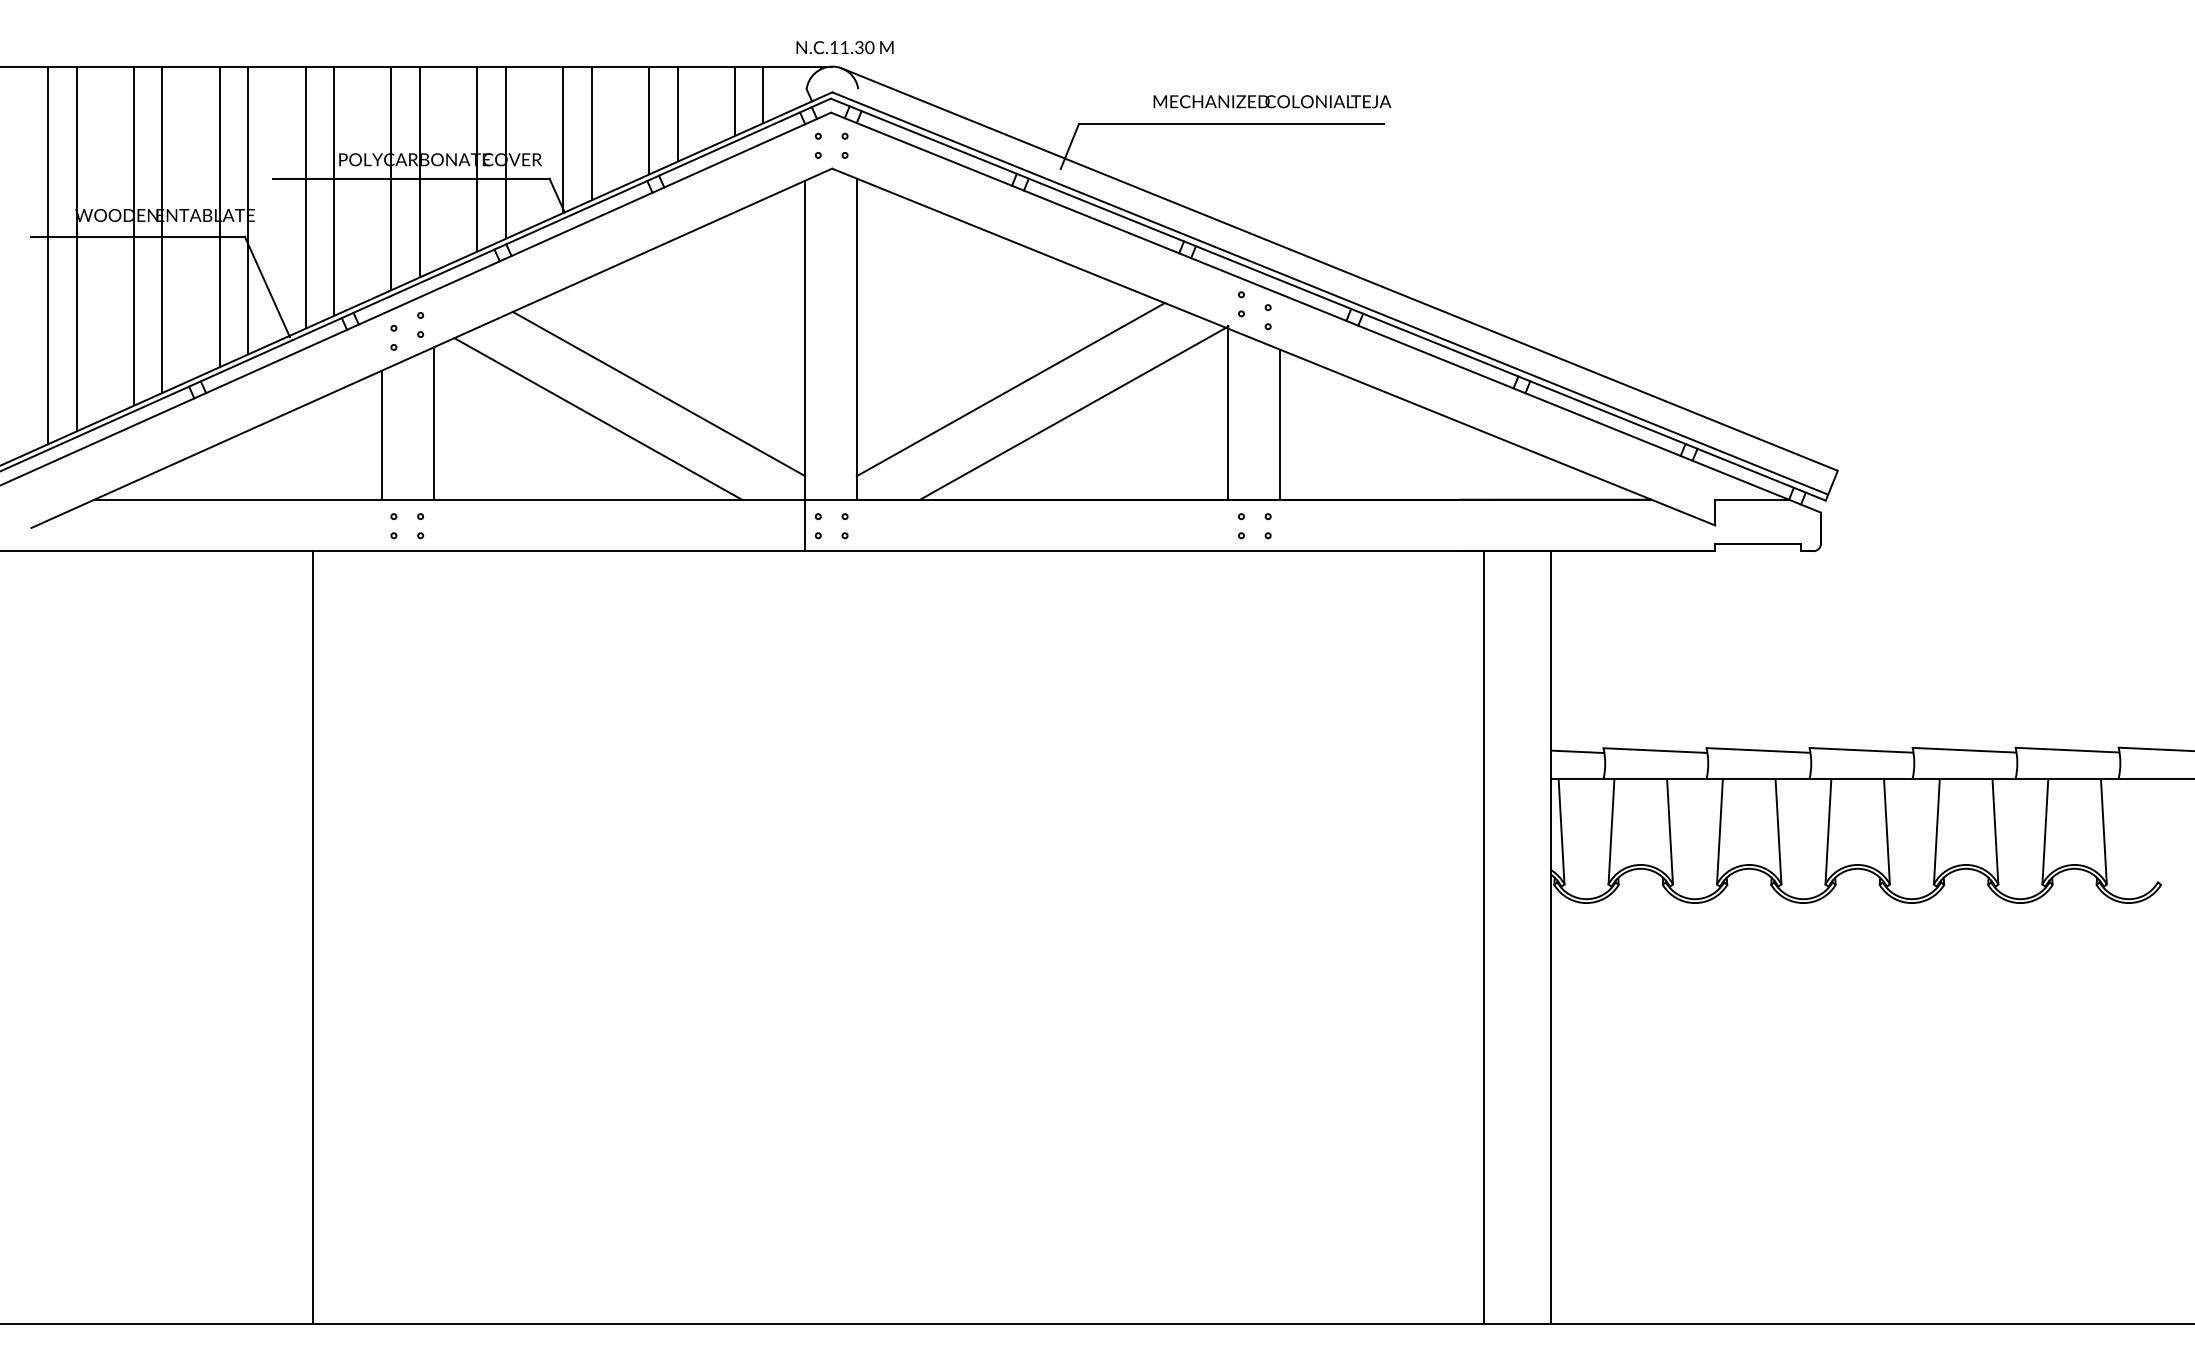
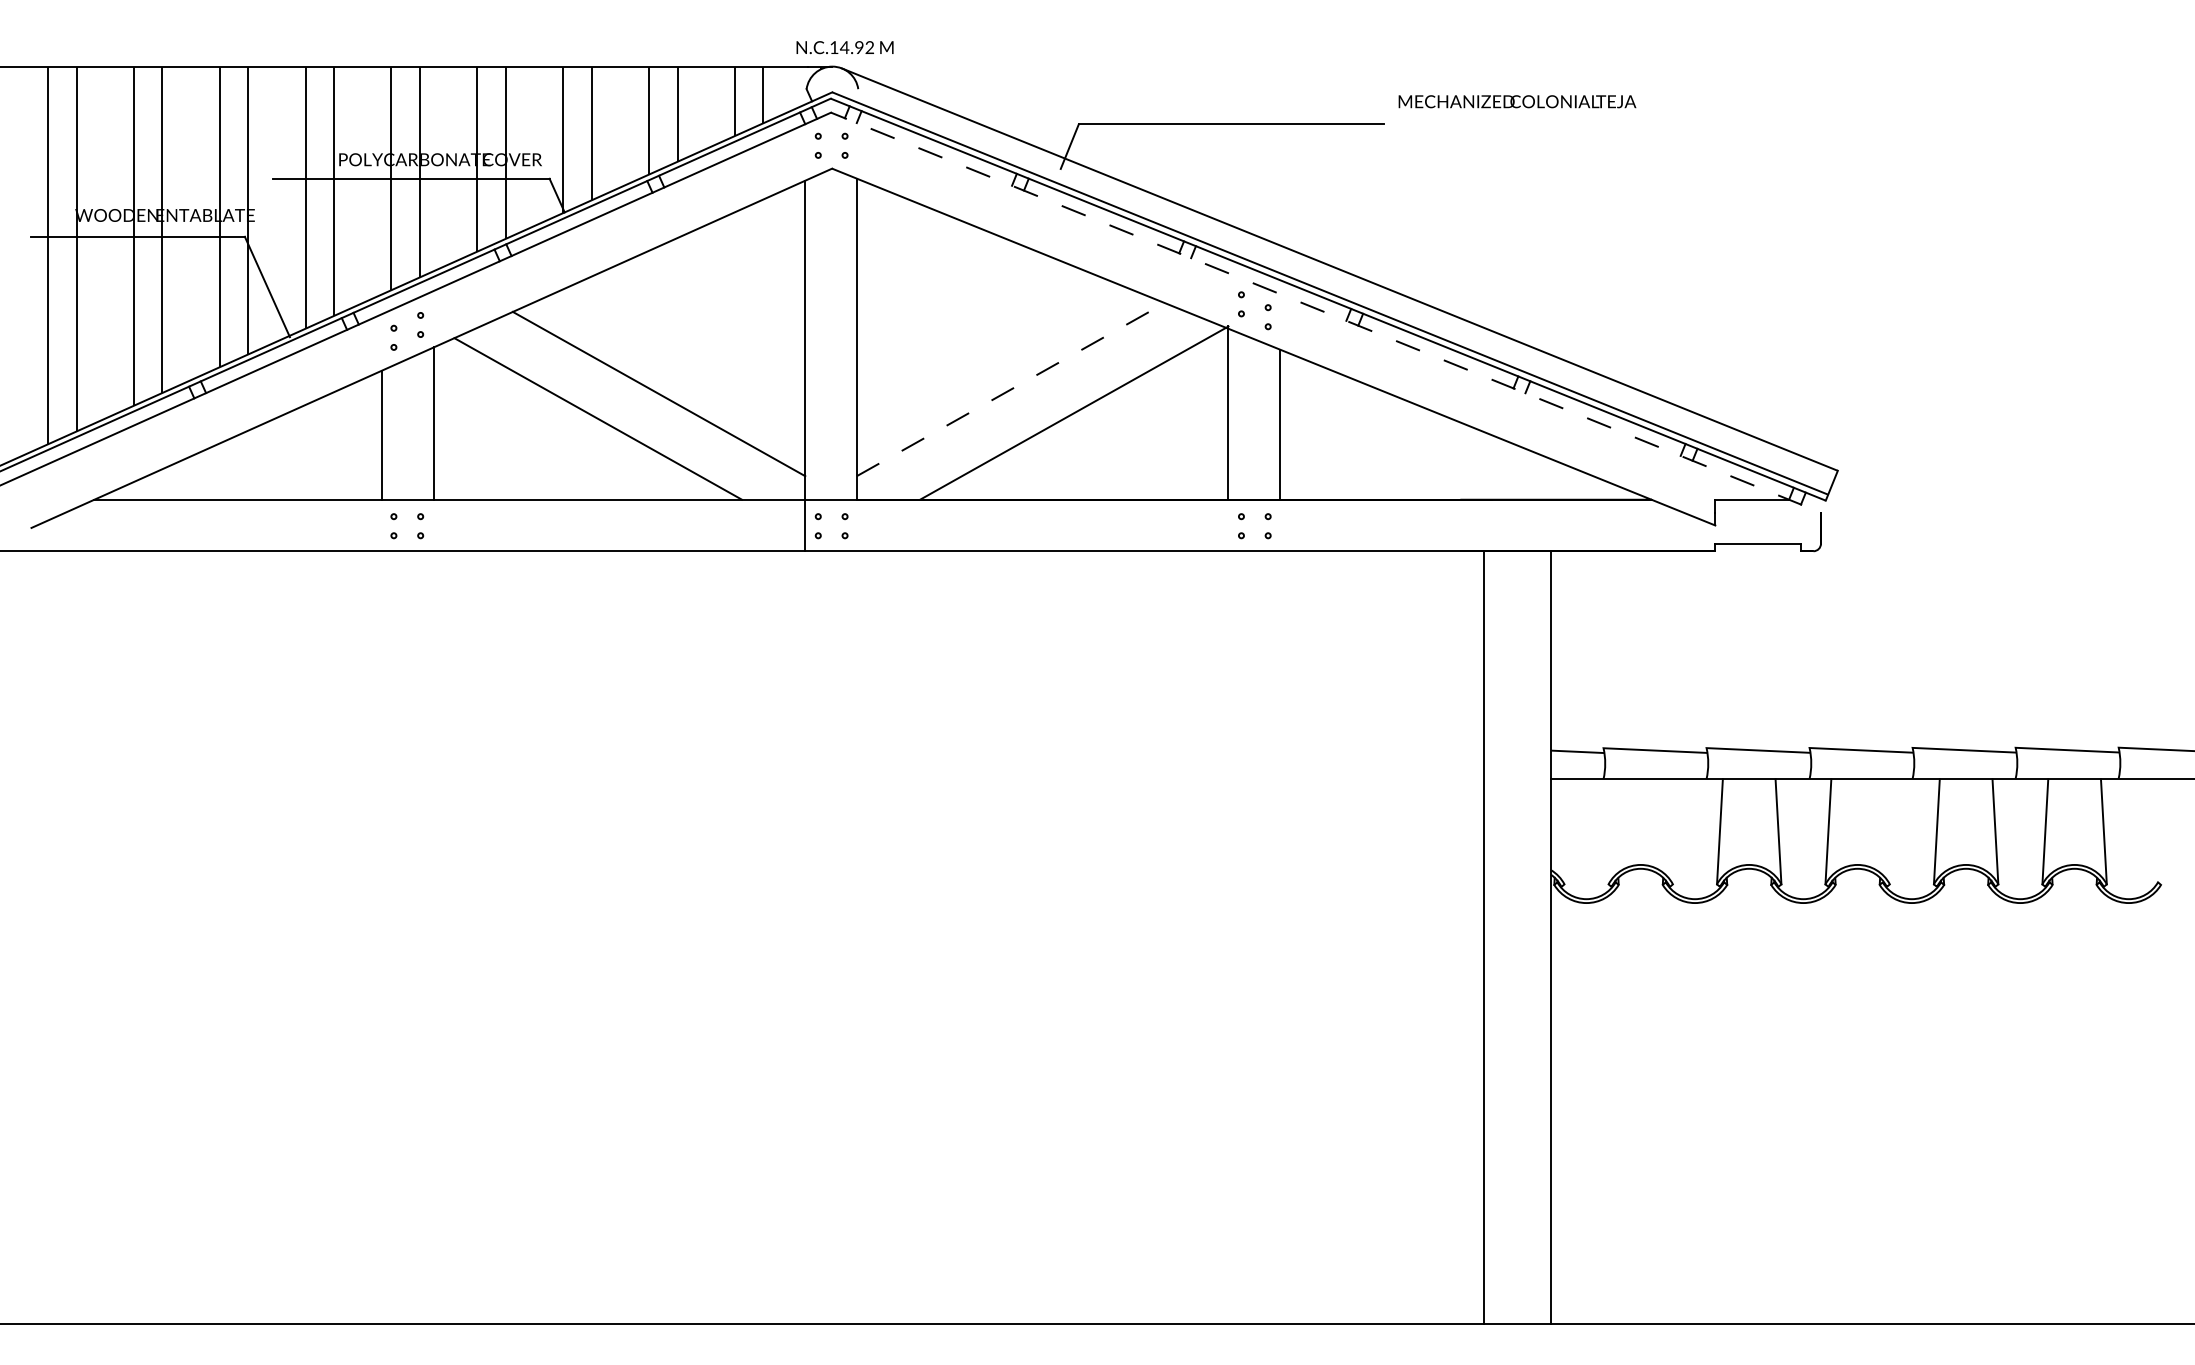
text: N.C.11.30 -> N.C.14.92 (856, 47)
text position: (1272, 101) -> (1517, 101) (1517, 101)
line: solid -> dashed (1340, 318)
line: solid -> dashed (1010, 389)
line: present -> none (1561, 831)
line: present -> none (1611, 831)
line: present -> none (1669, 831)
line: present -> none (1886, 831)
line: present -> none (313, 937)
